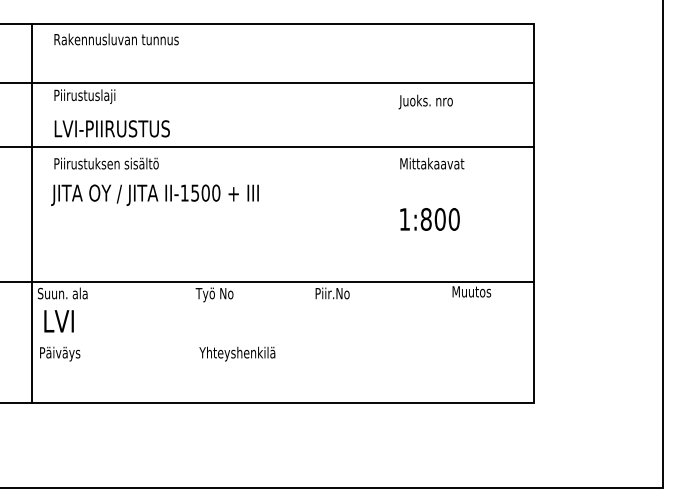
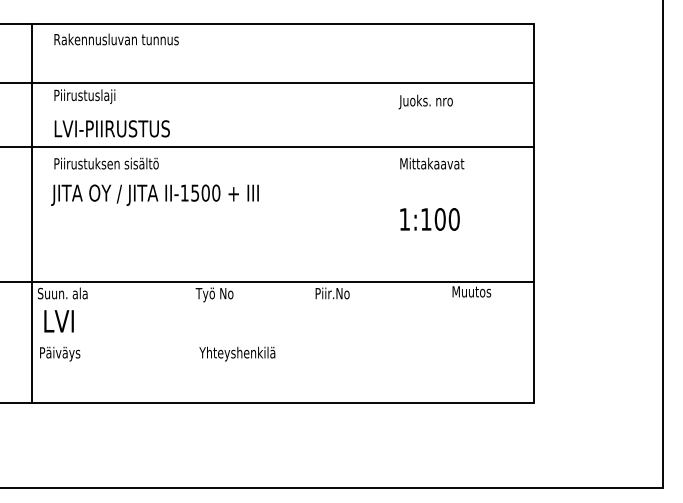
text: 1:800 -> 1:100 (425, 219)
